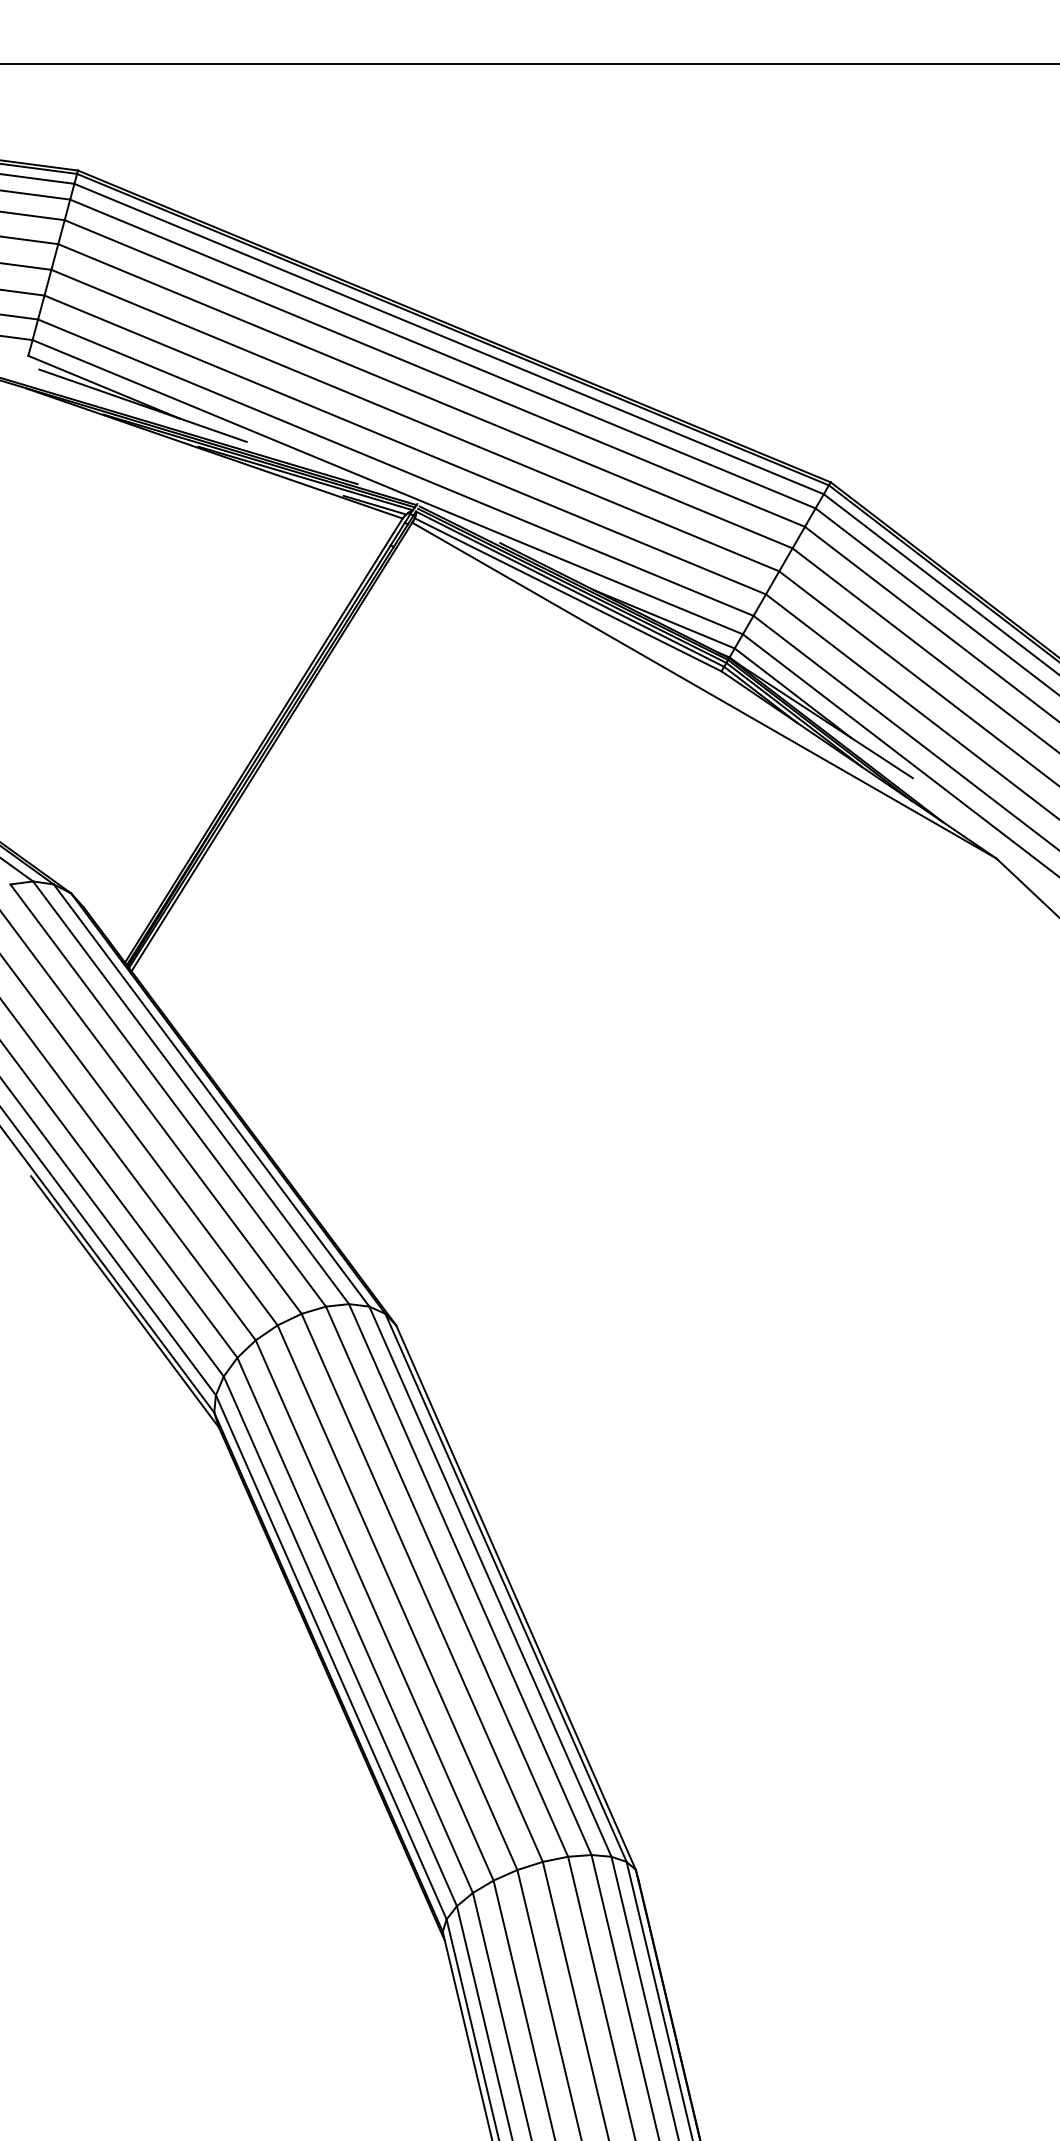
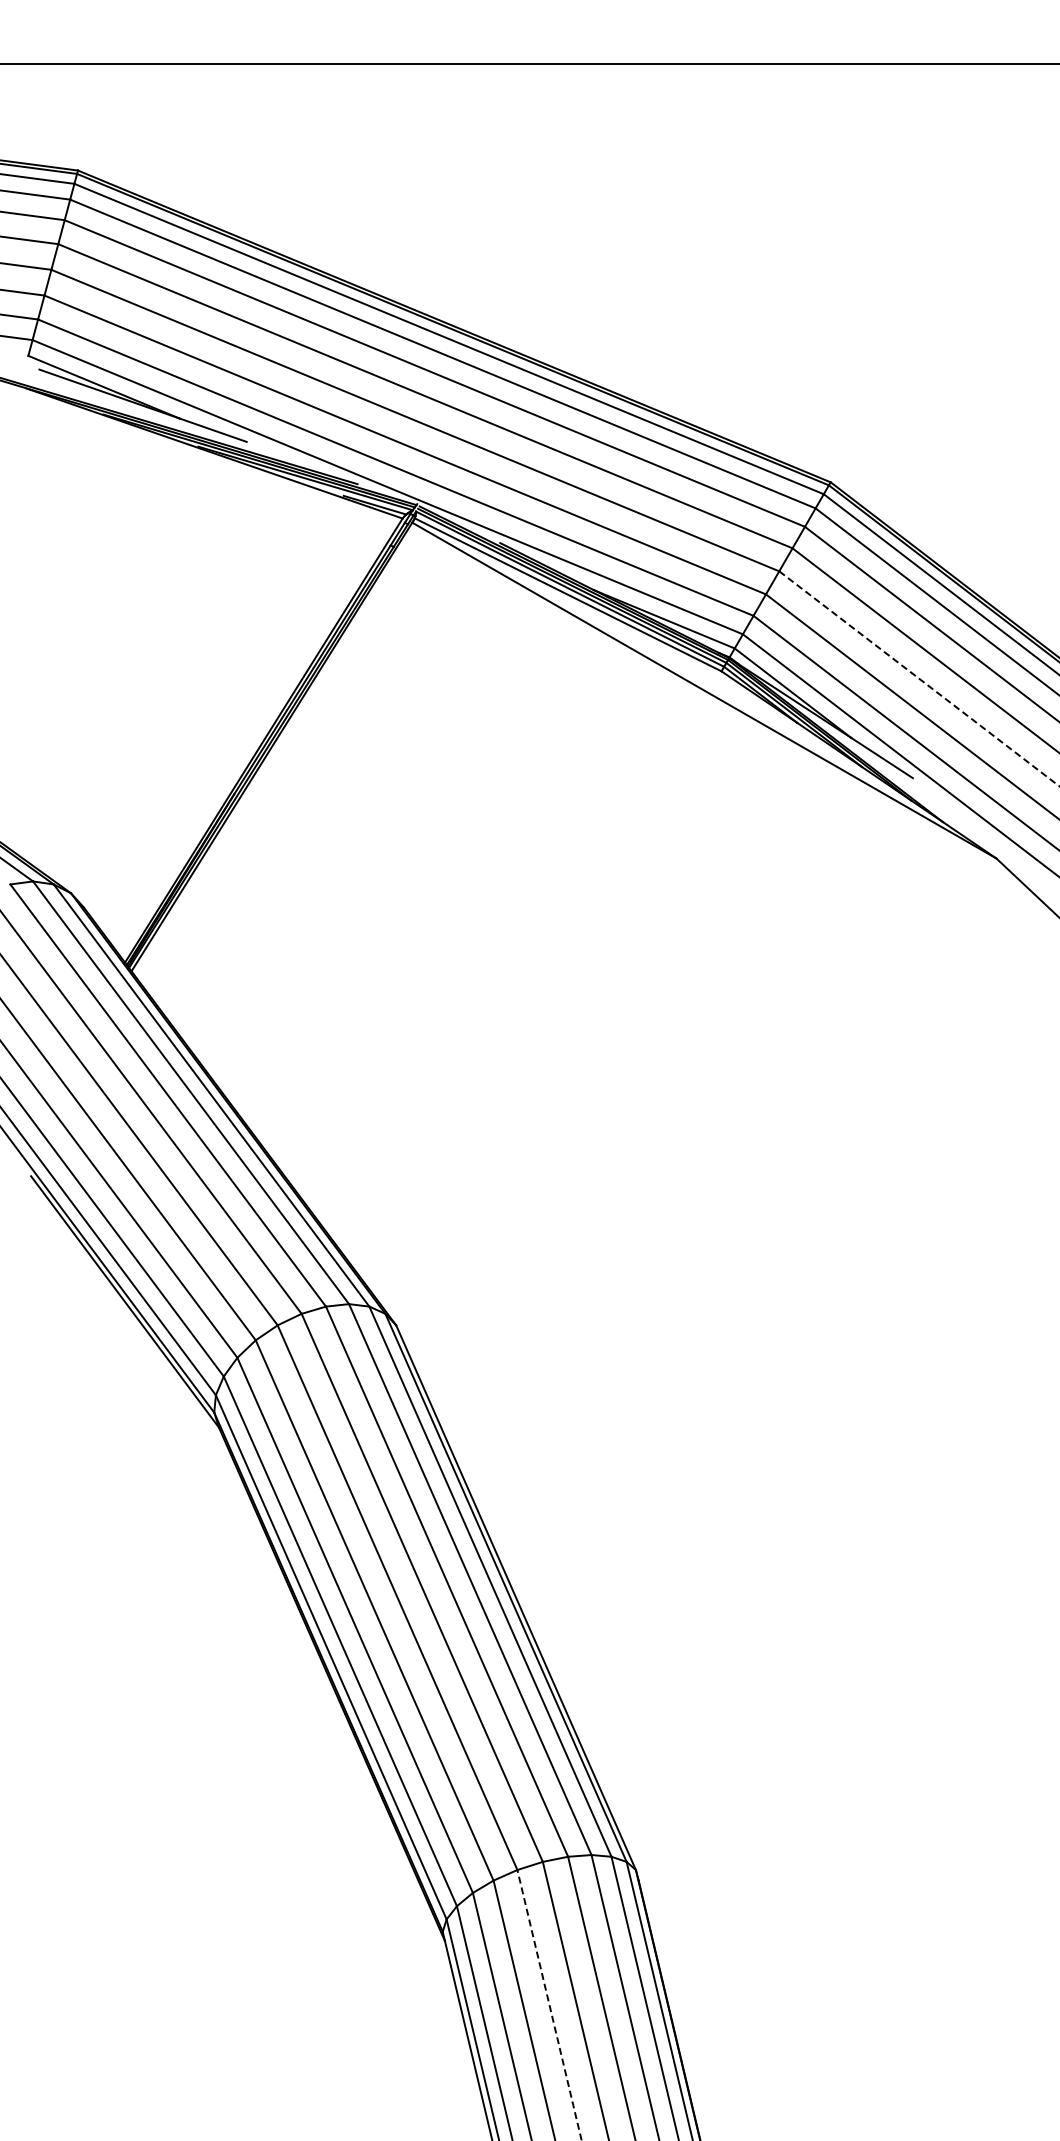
line: solid -> dashed (919, 679)
line: solid -> dashed (549, 2005)
